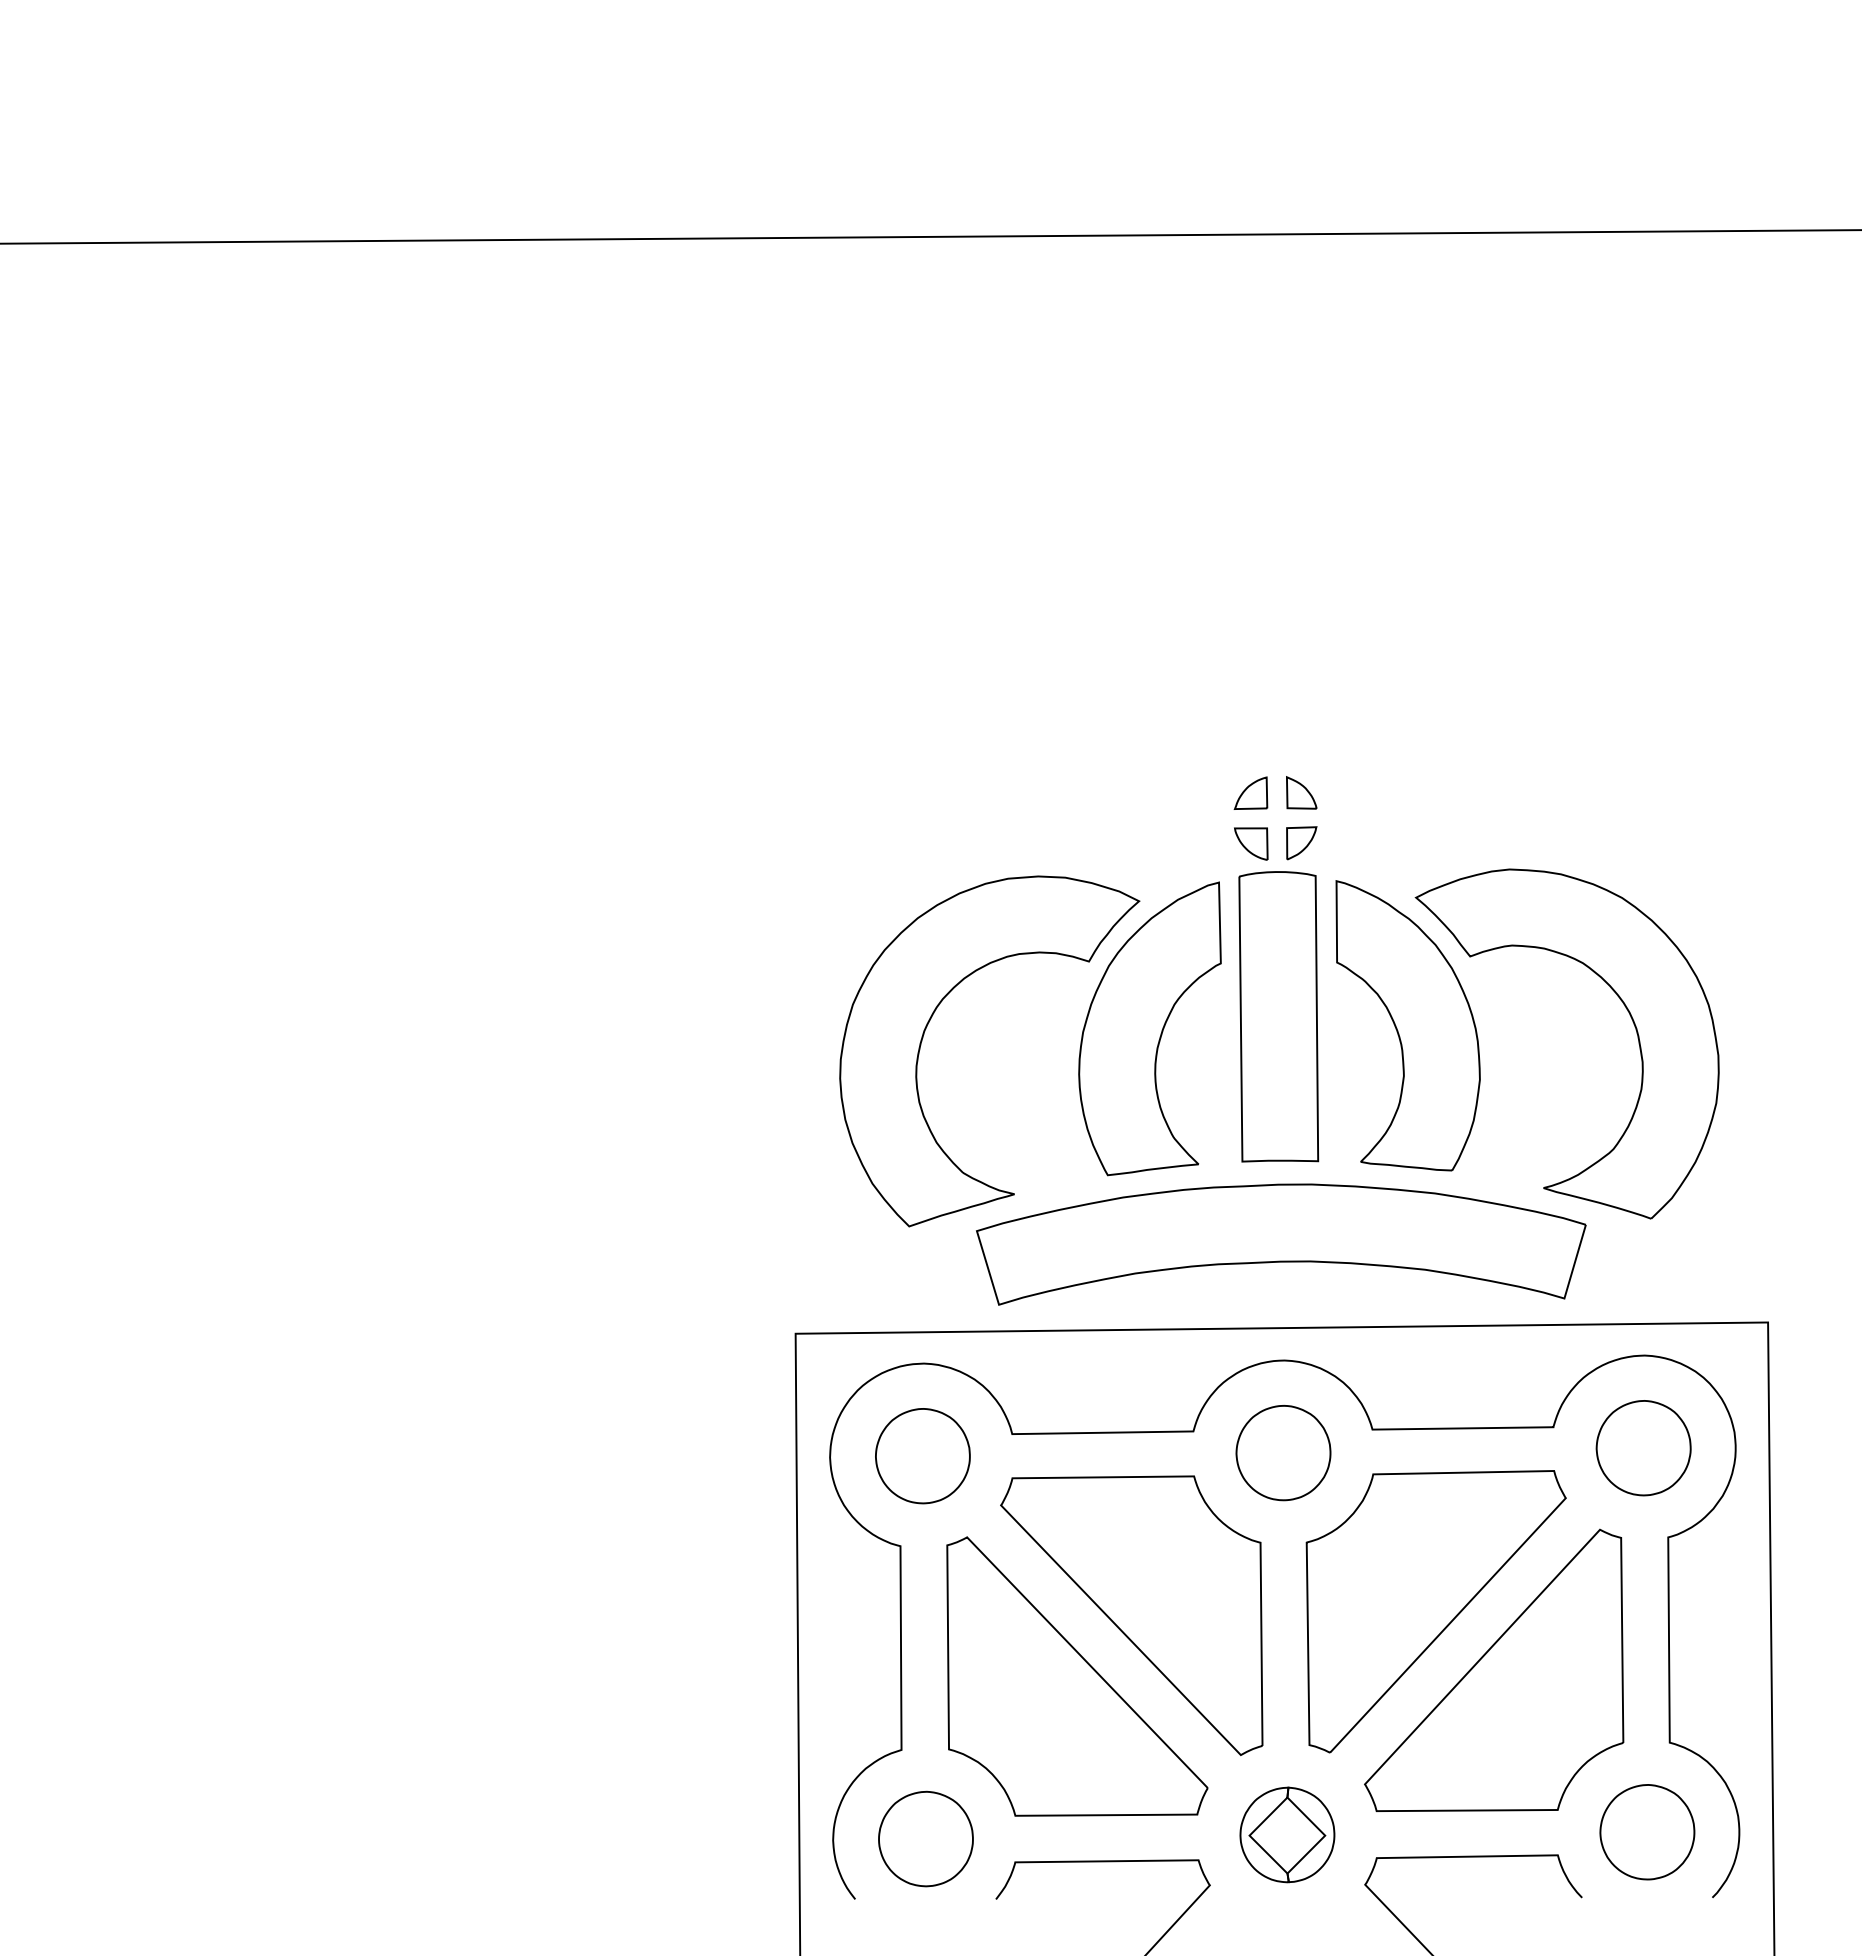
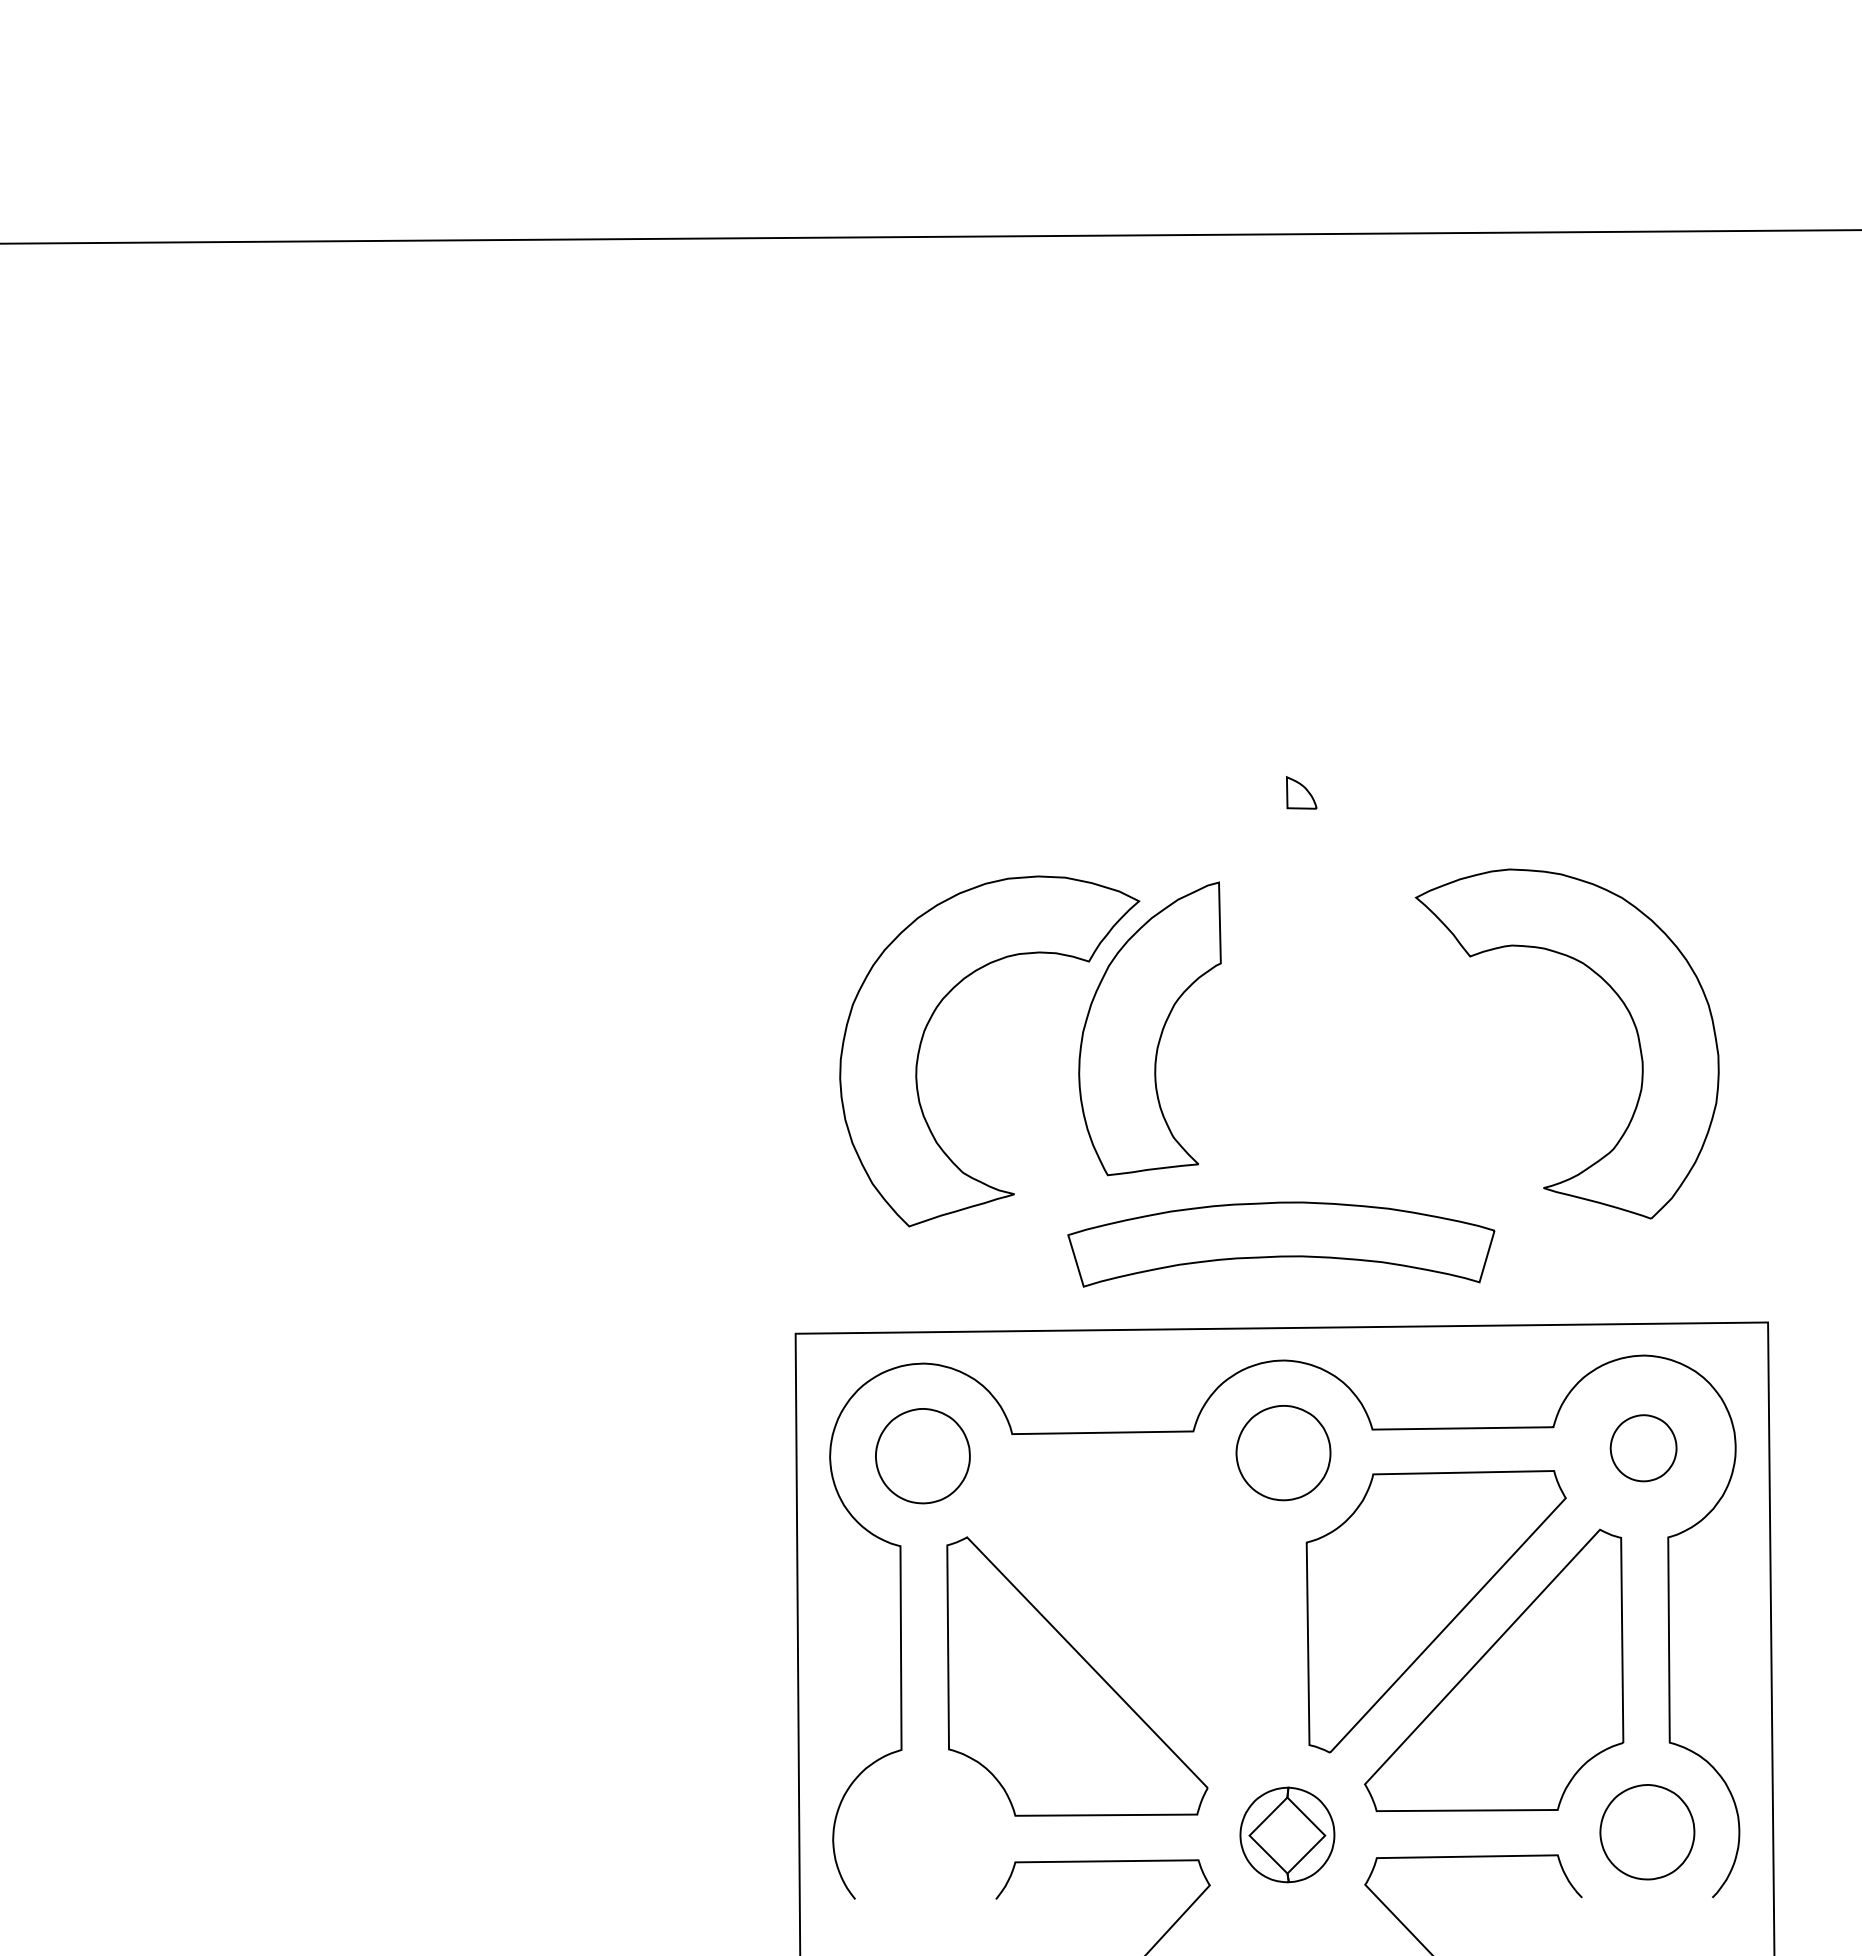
part: present -> none (1250, 792)
part: present -> none (1251, 843)
part: present -> none (1301, 843)
part: present -> none (1278, 1016)
part: present -> none (1407, 1025)
part size: 611x123 px -> 429x87 px (1281, 1244)
part size: 97x97 px -> 69x69 px (1643, 1448)
part: present -> none (1131, 1615)
part: present -> none (925, 1838)
